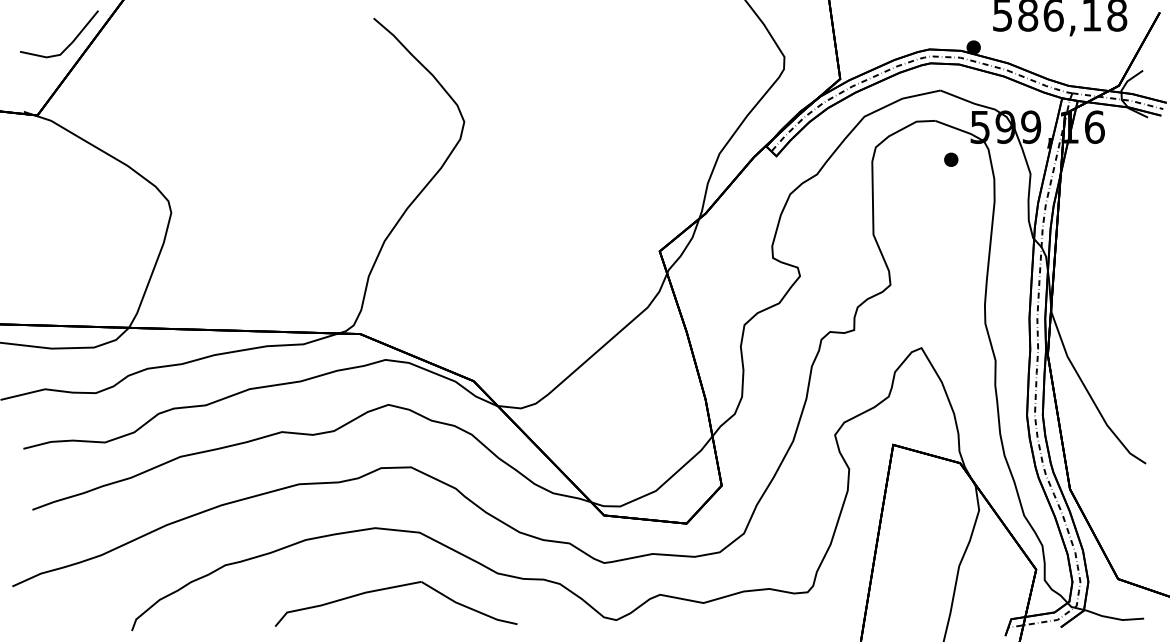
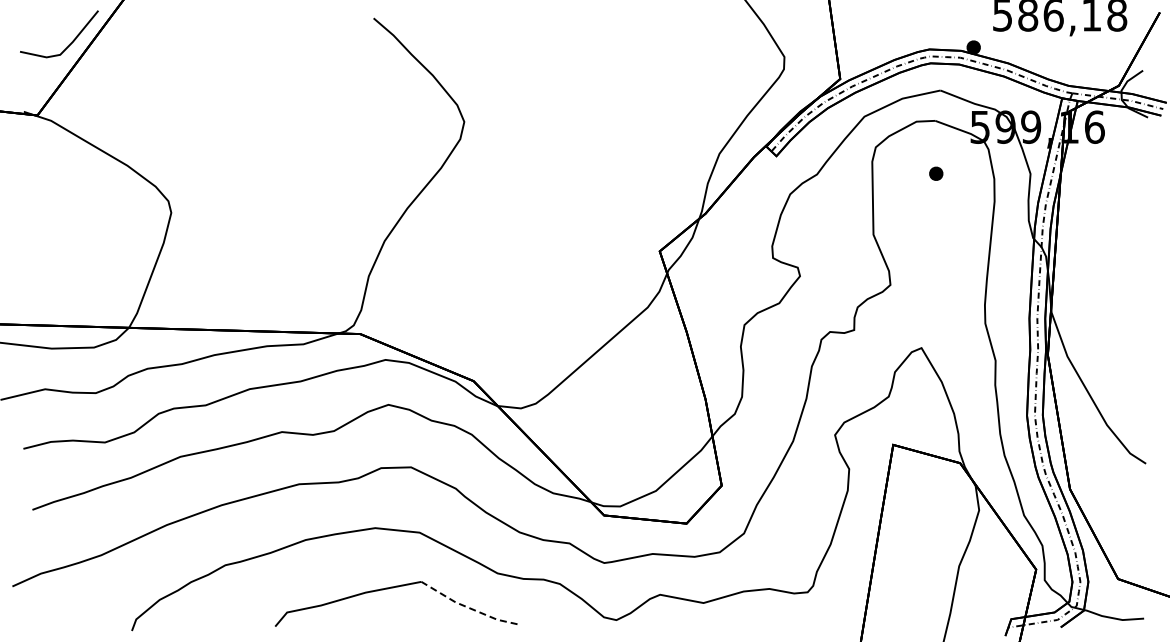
part position: (951, 159) -> (936, 173) (936, 173)
line: solid -> dashed (467, 607)
